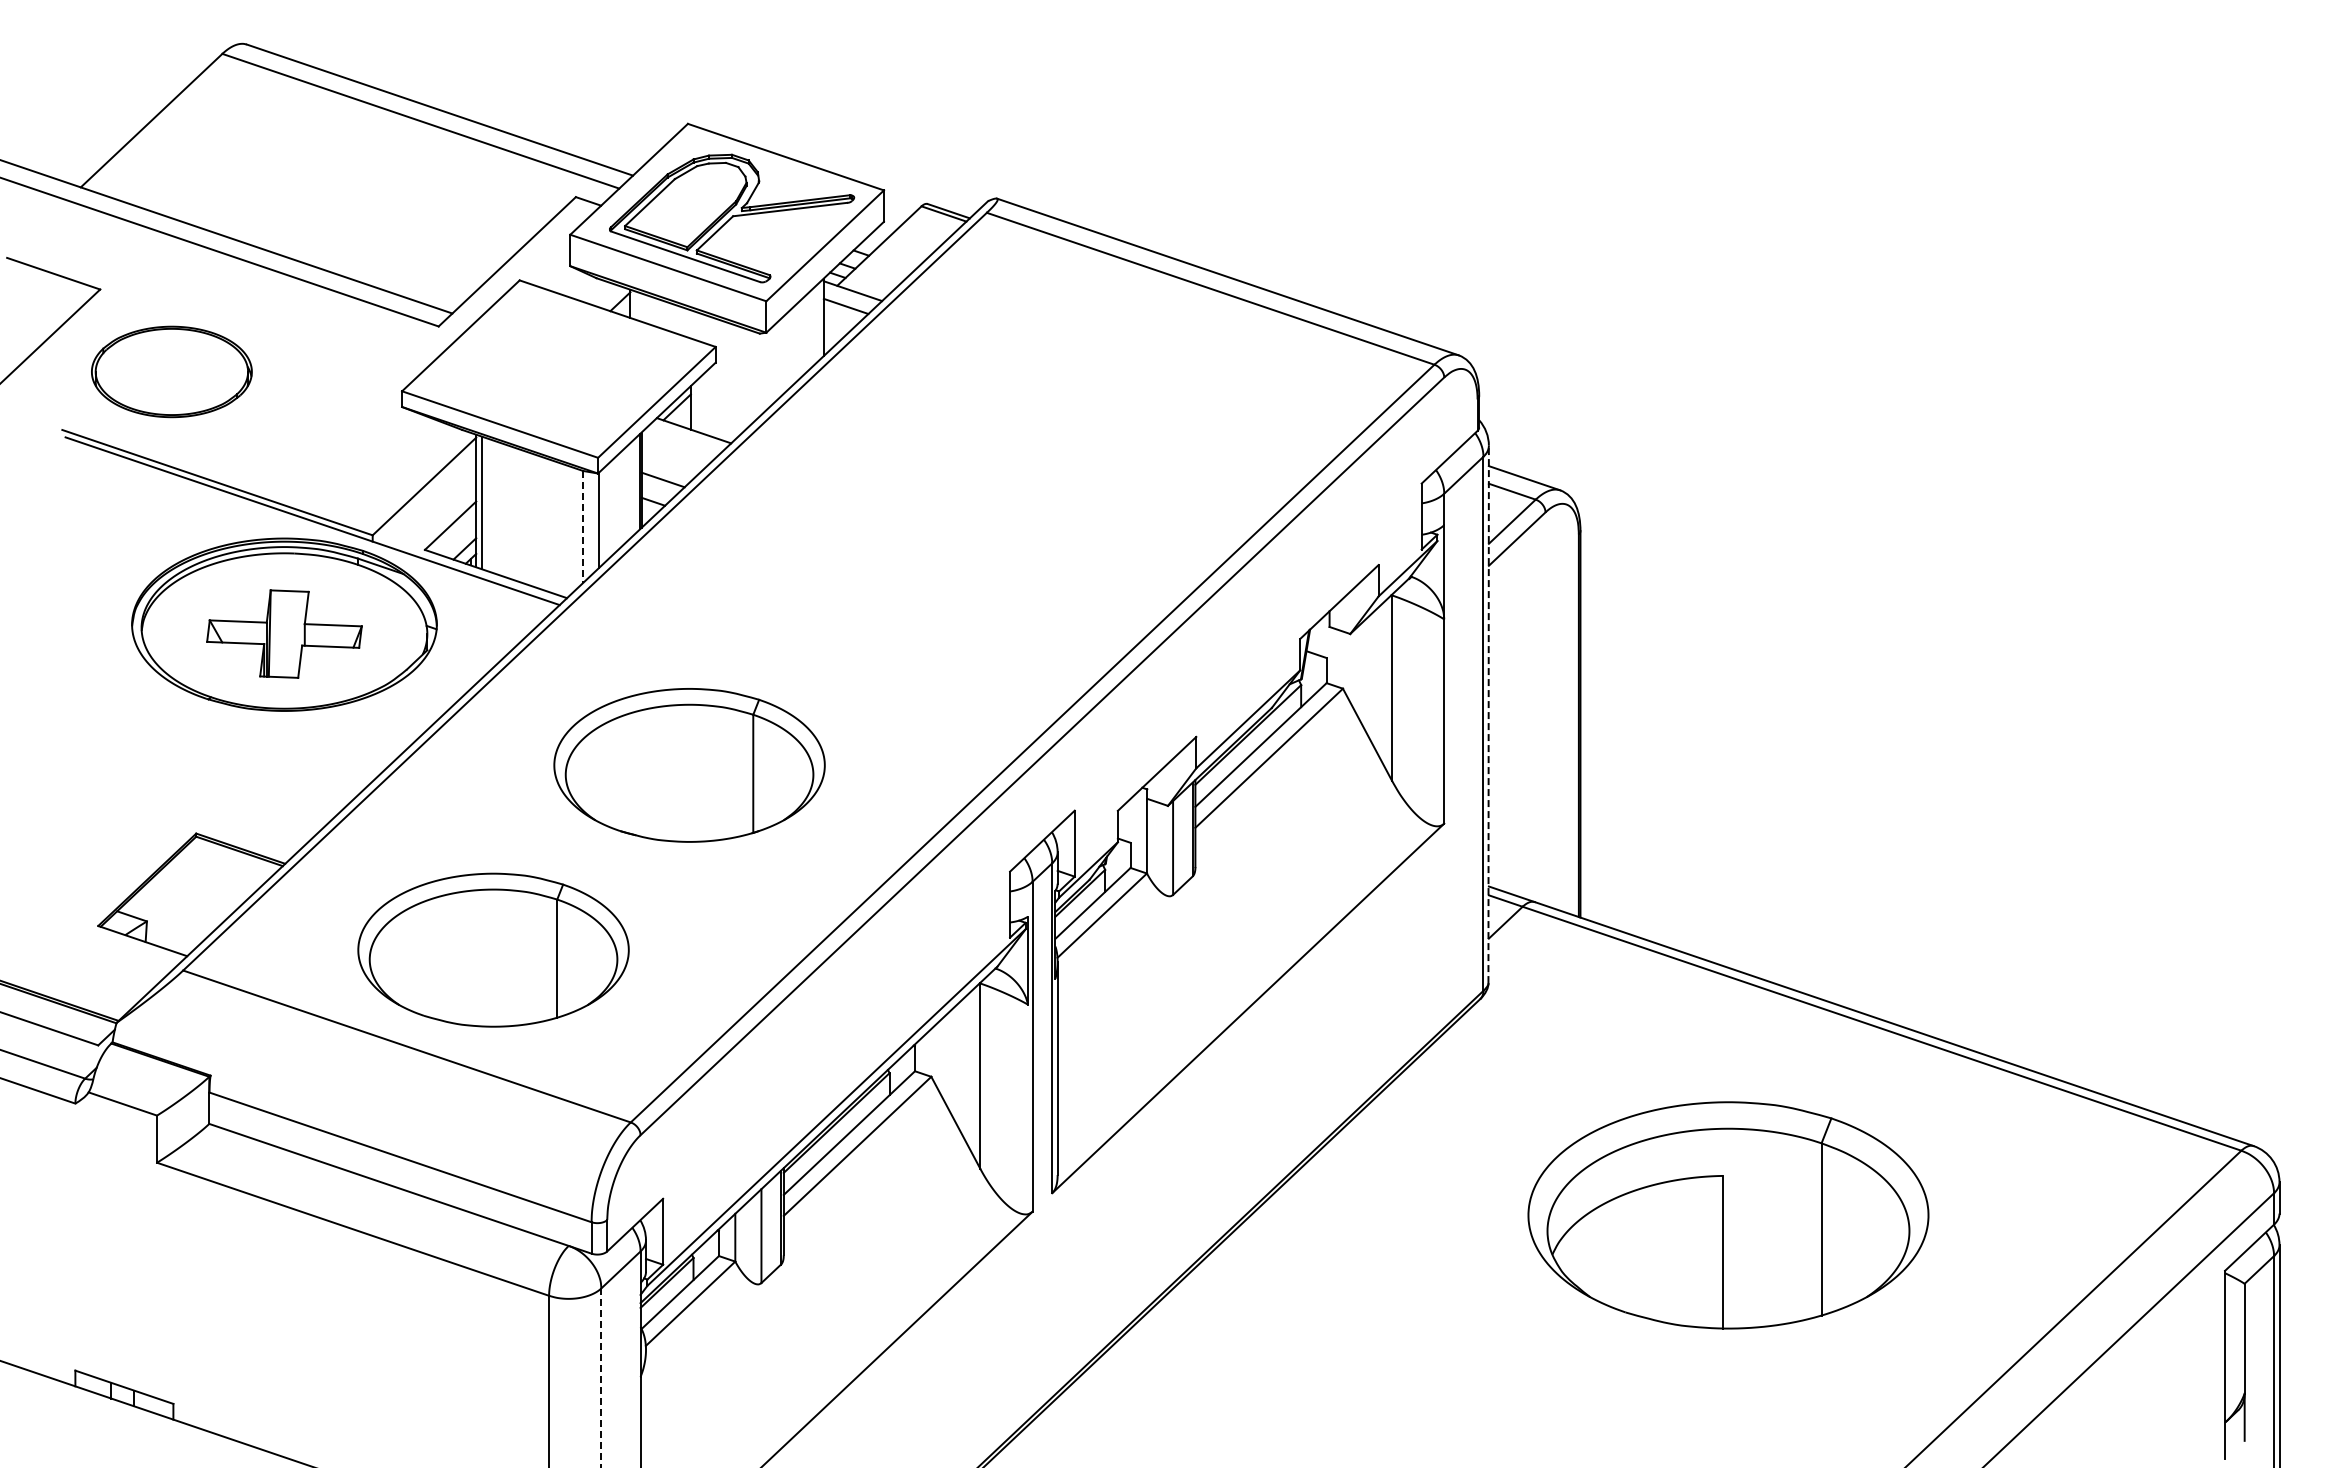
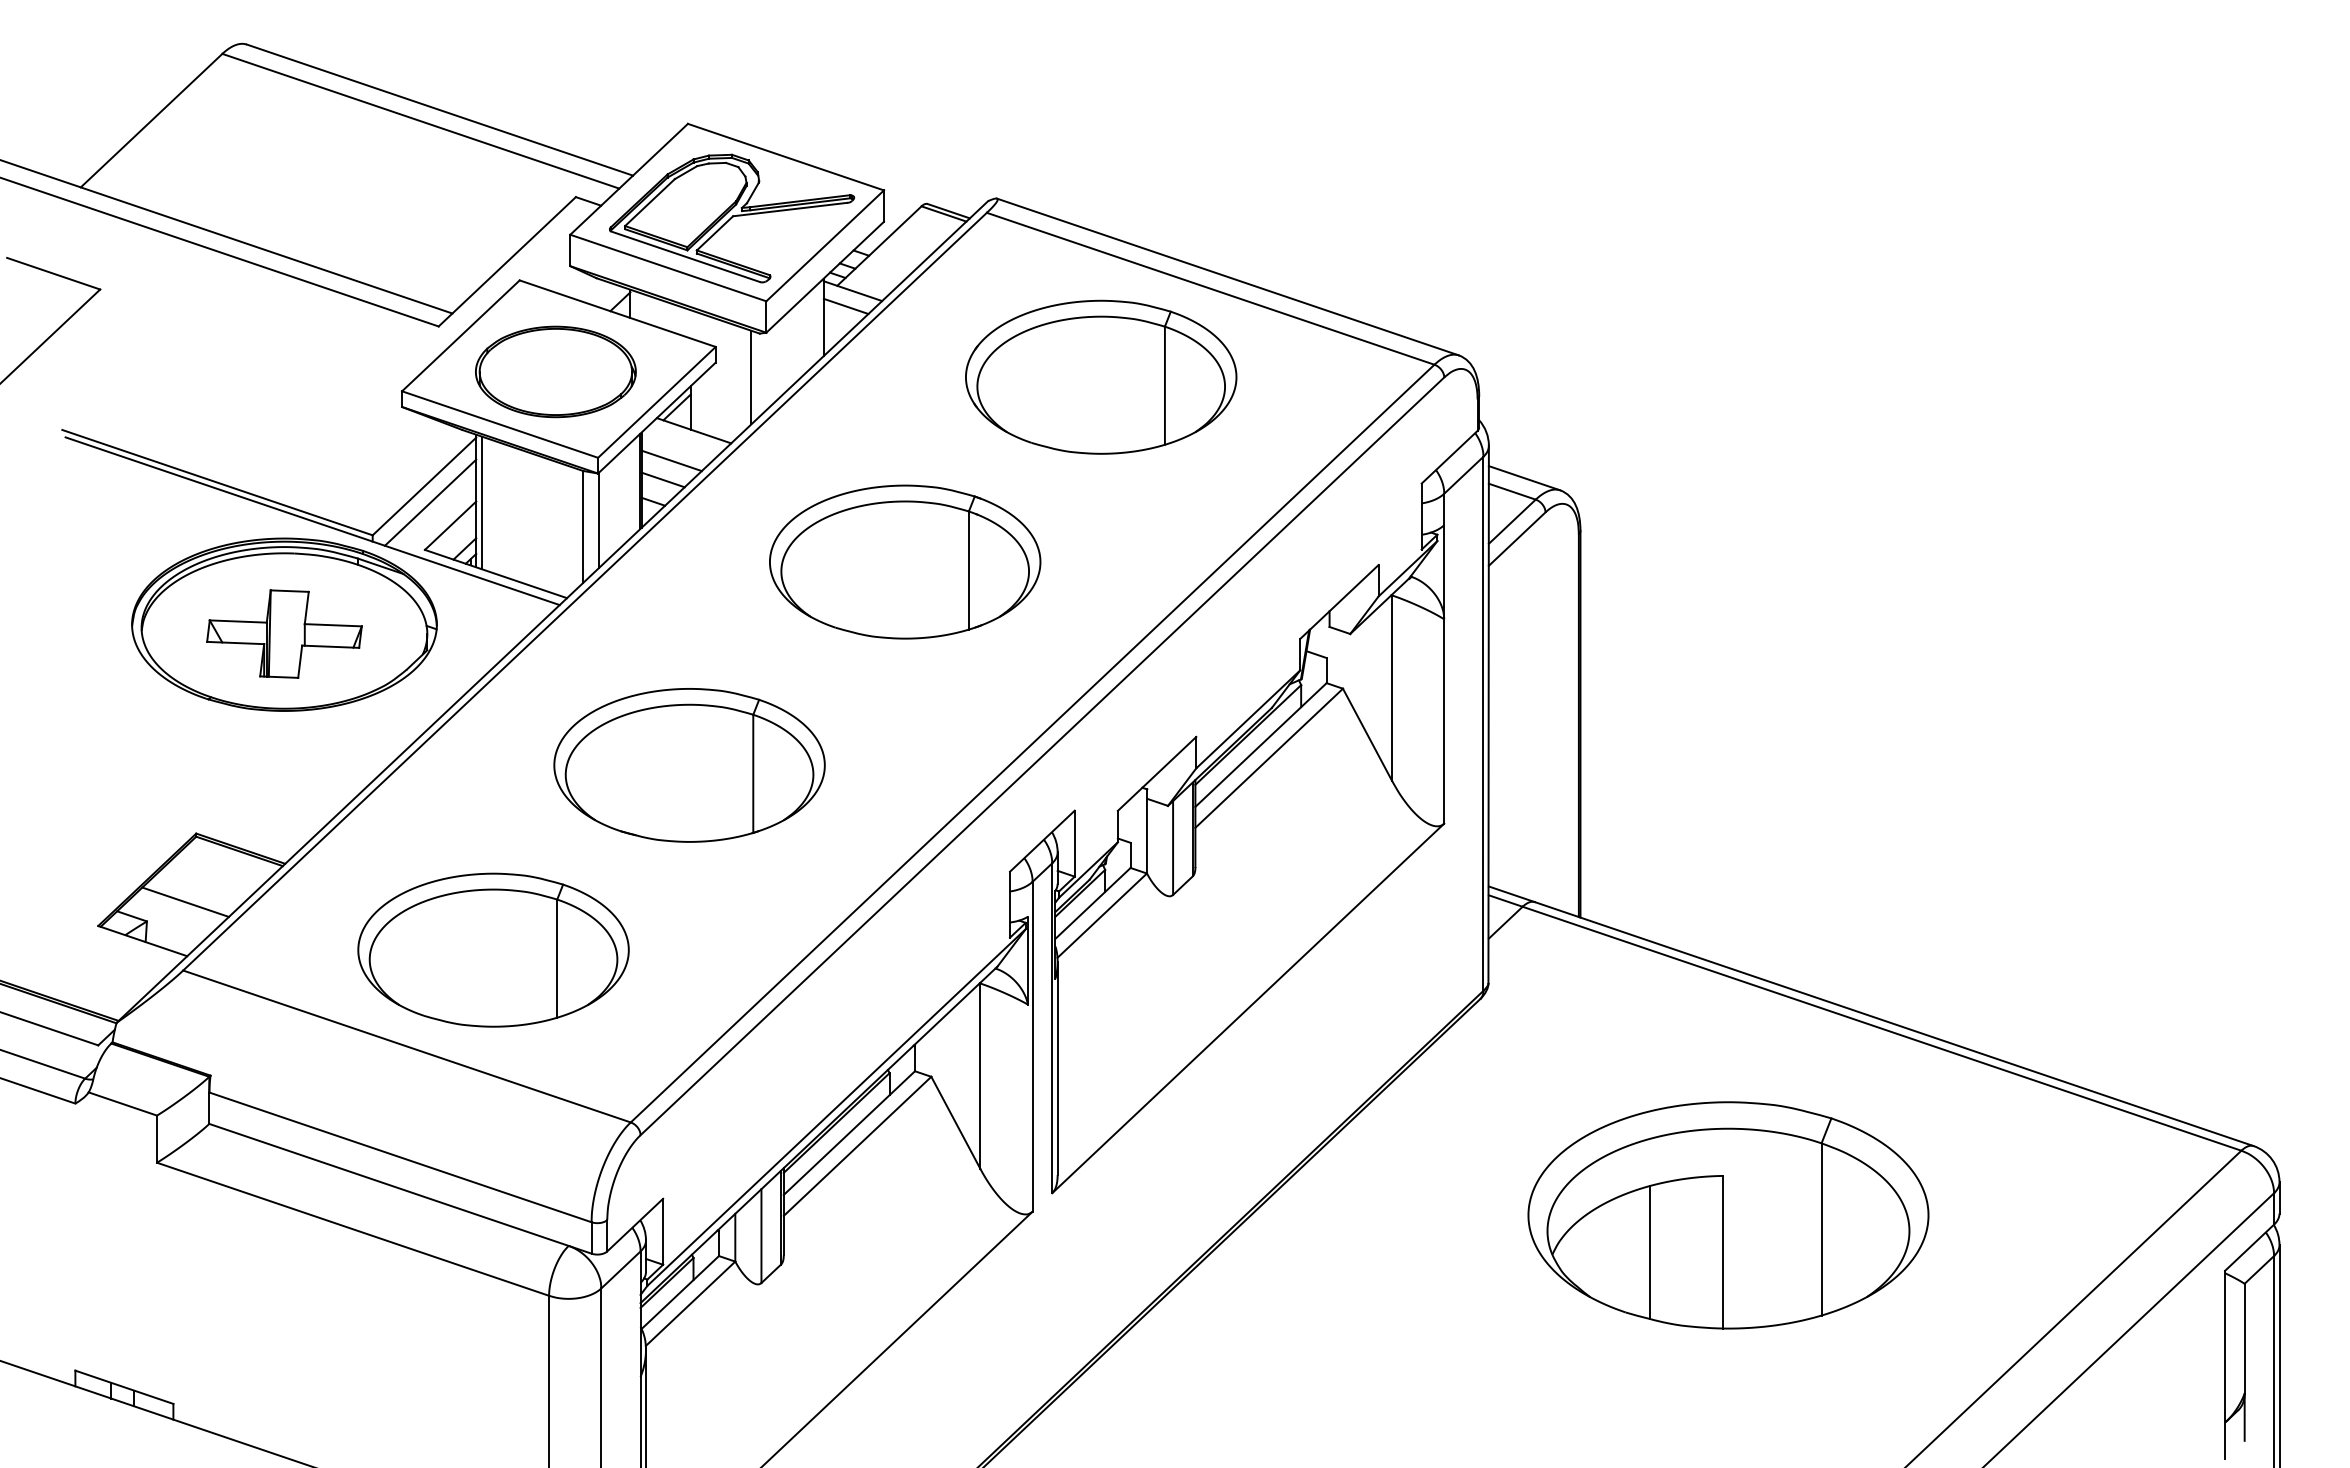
part position: (171, 371) -> (555, 371) (555, 371)
part: none -> present (1101, 376)
line: none -> present (751, 377)
line: none -> present (671, 460)
line: none -> present (430, 502)
line: dashed -> solid (583, 527)
part: none -> present (905, 561)
line: dashed -> solid (1488, 714)
line: none -> present (185, 901)
line: none -> present (1650, 1252)
line: dashed -> solid (601, 1378)
line: none -> present (646, 1407)
